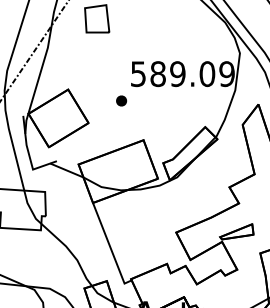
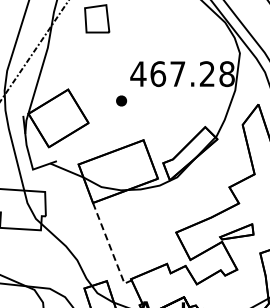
text: 589.09 -> 467.28 (182, 74)
line: solid -> dashed (110, 247)
